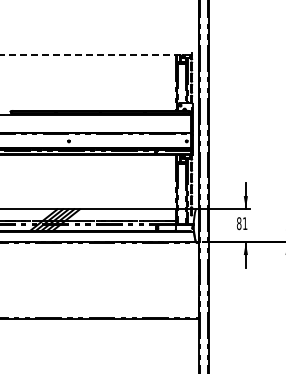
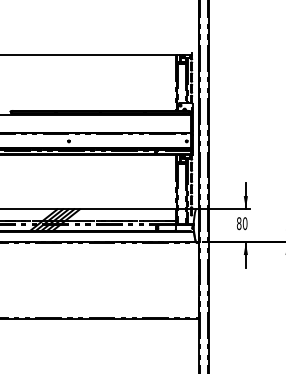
line: dashed -> solid (95, 55)
text: 81 -> 80 (244, 223)
